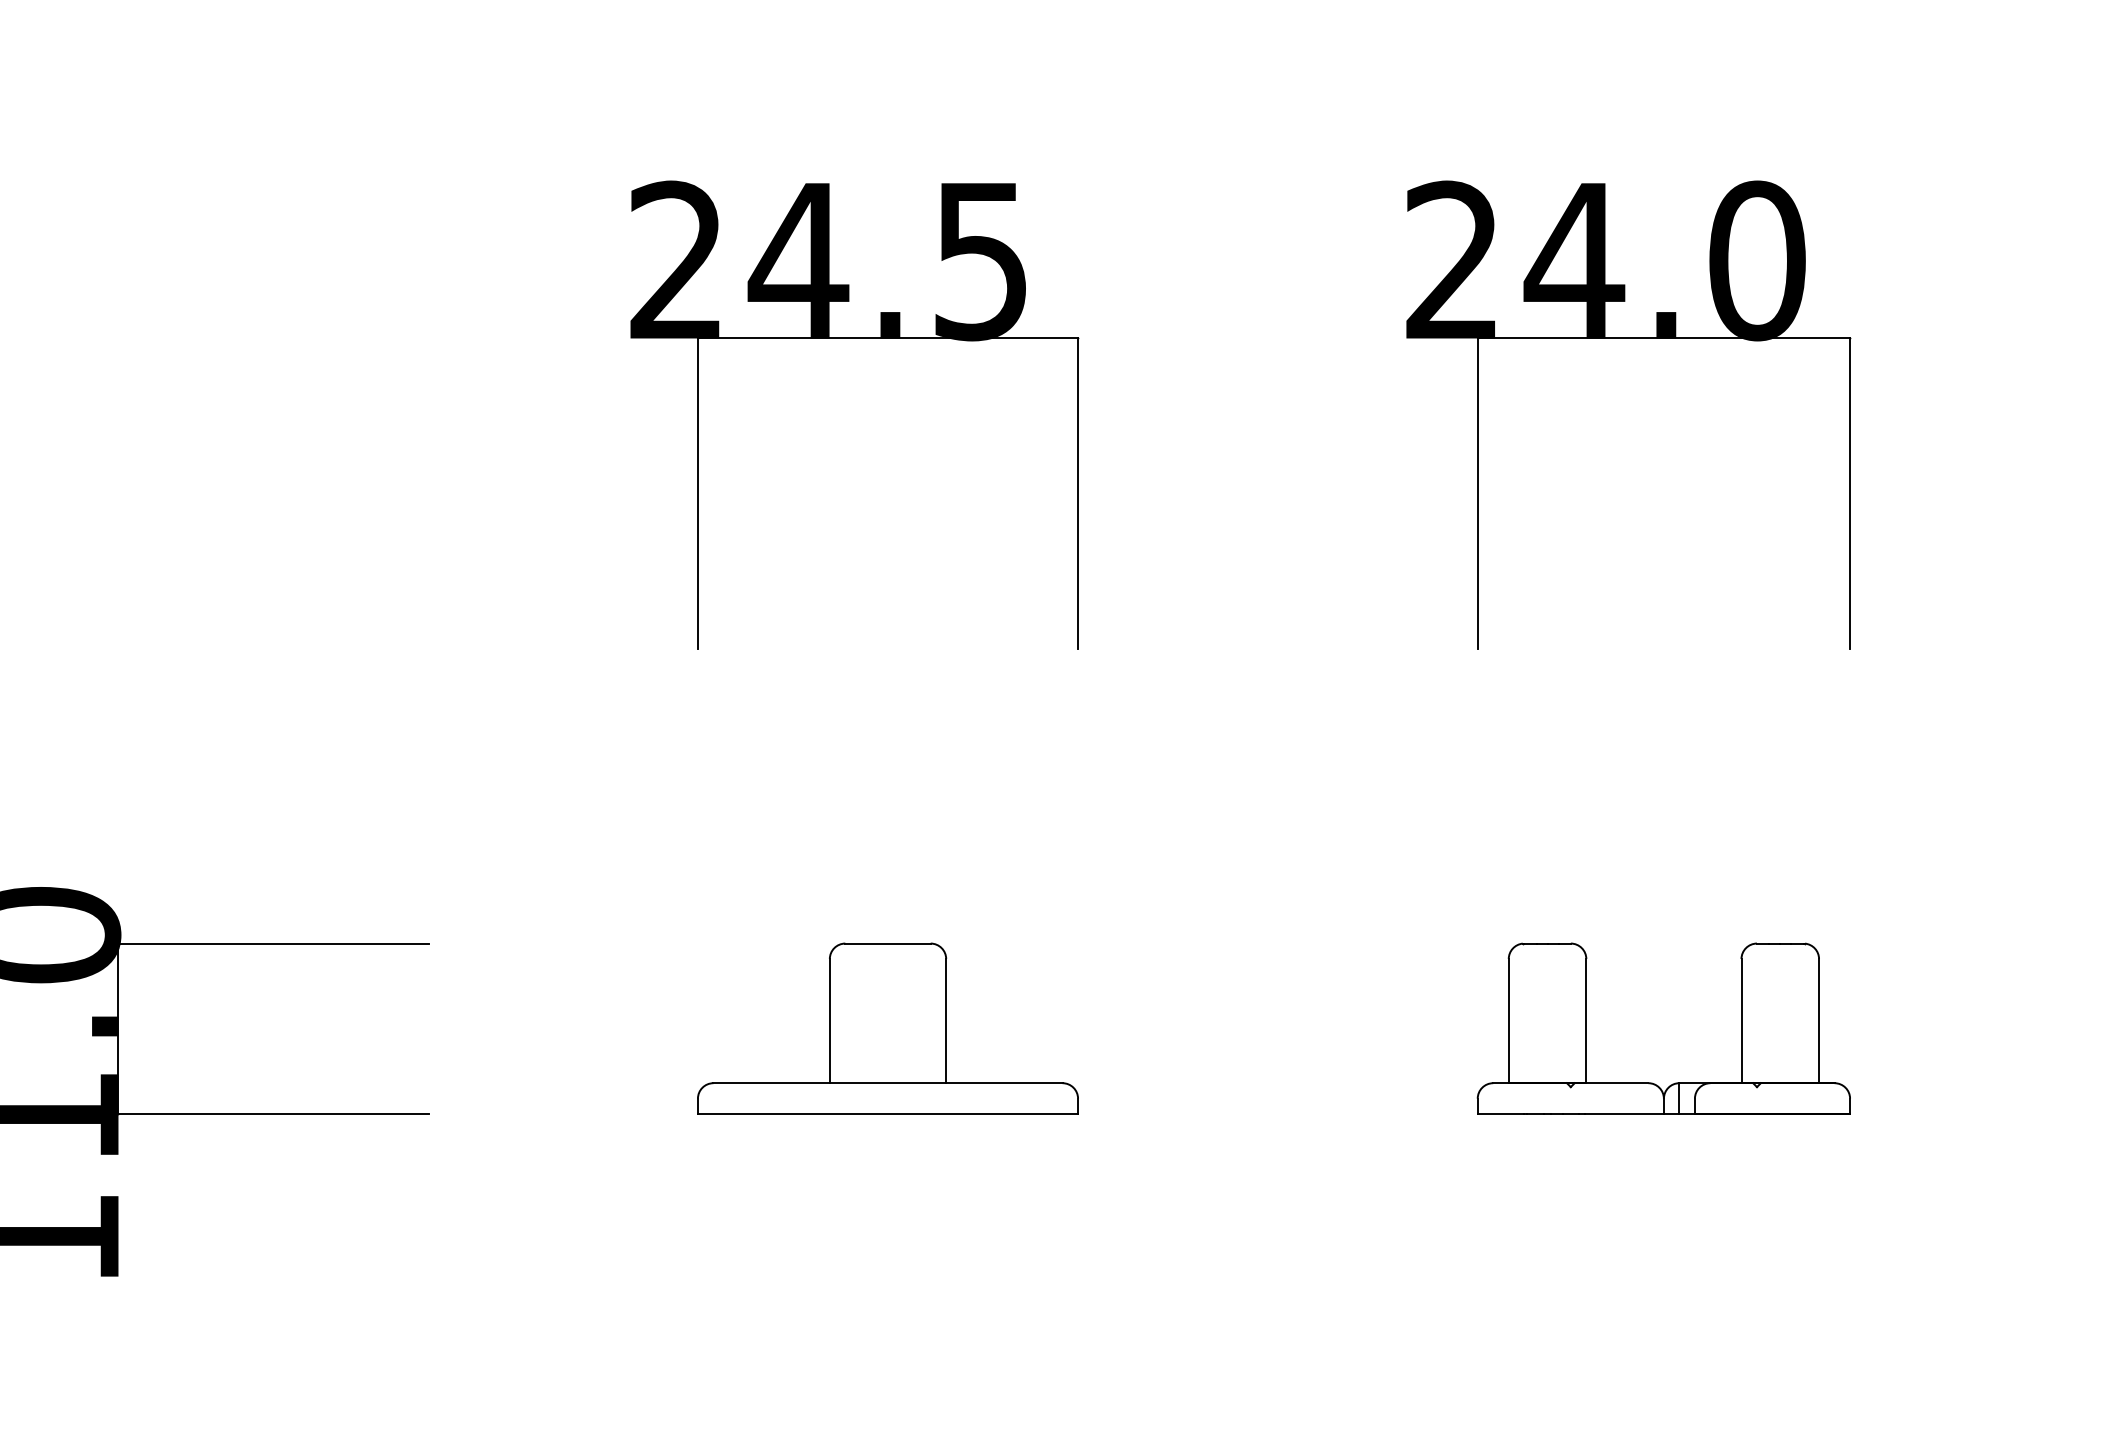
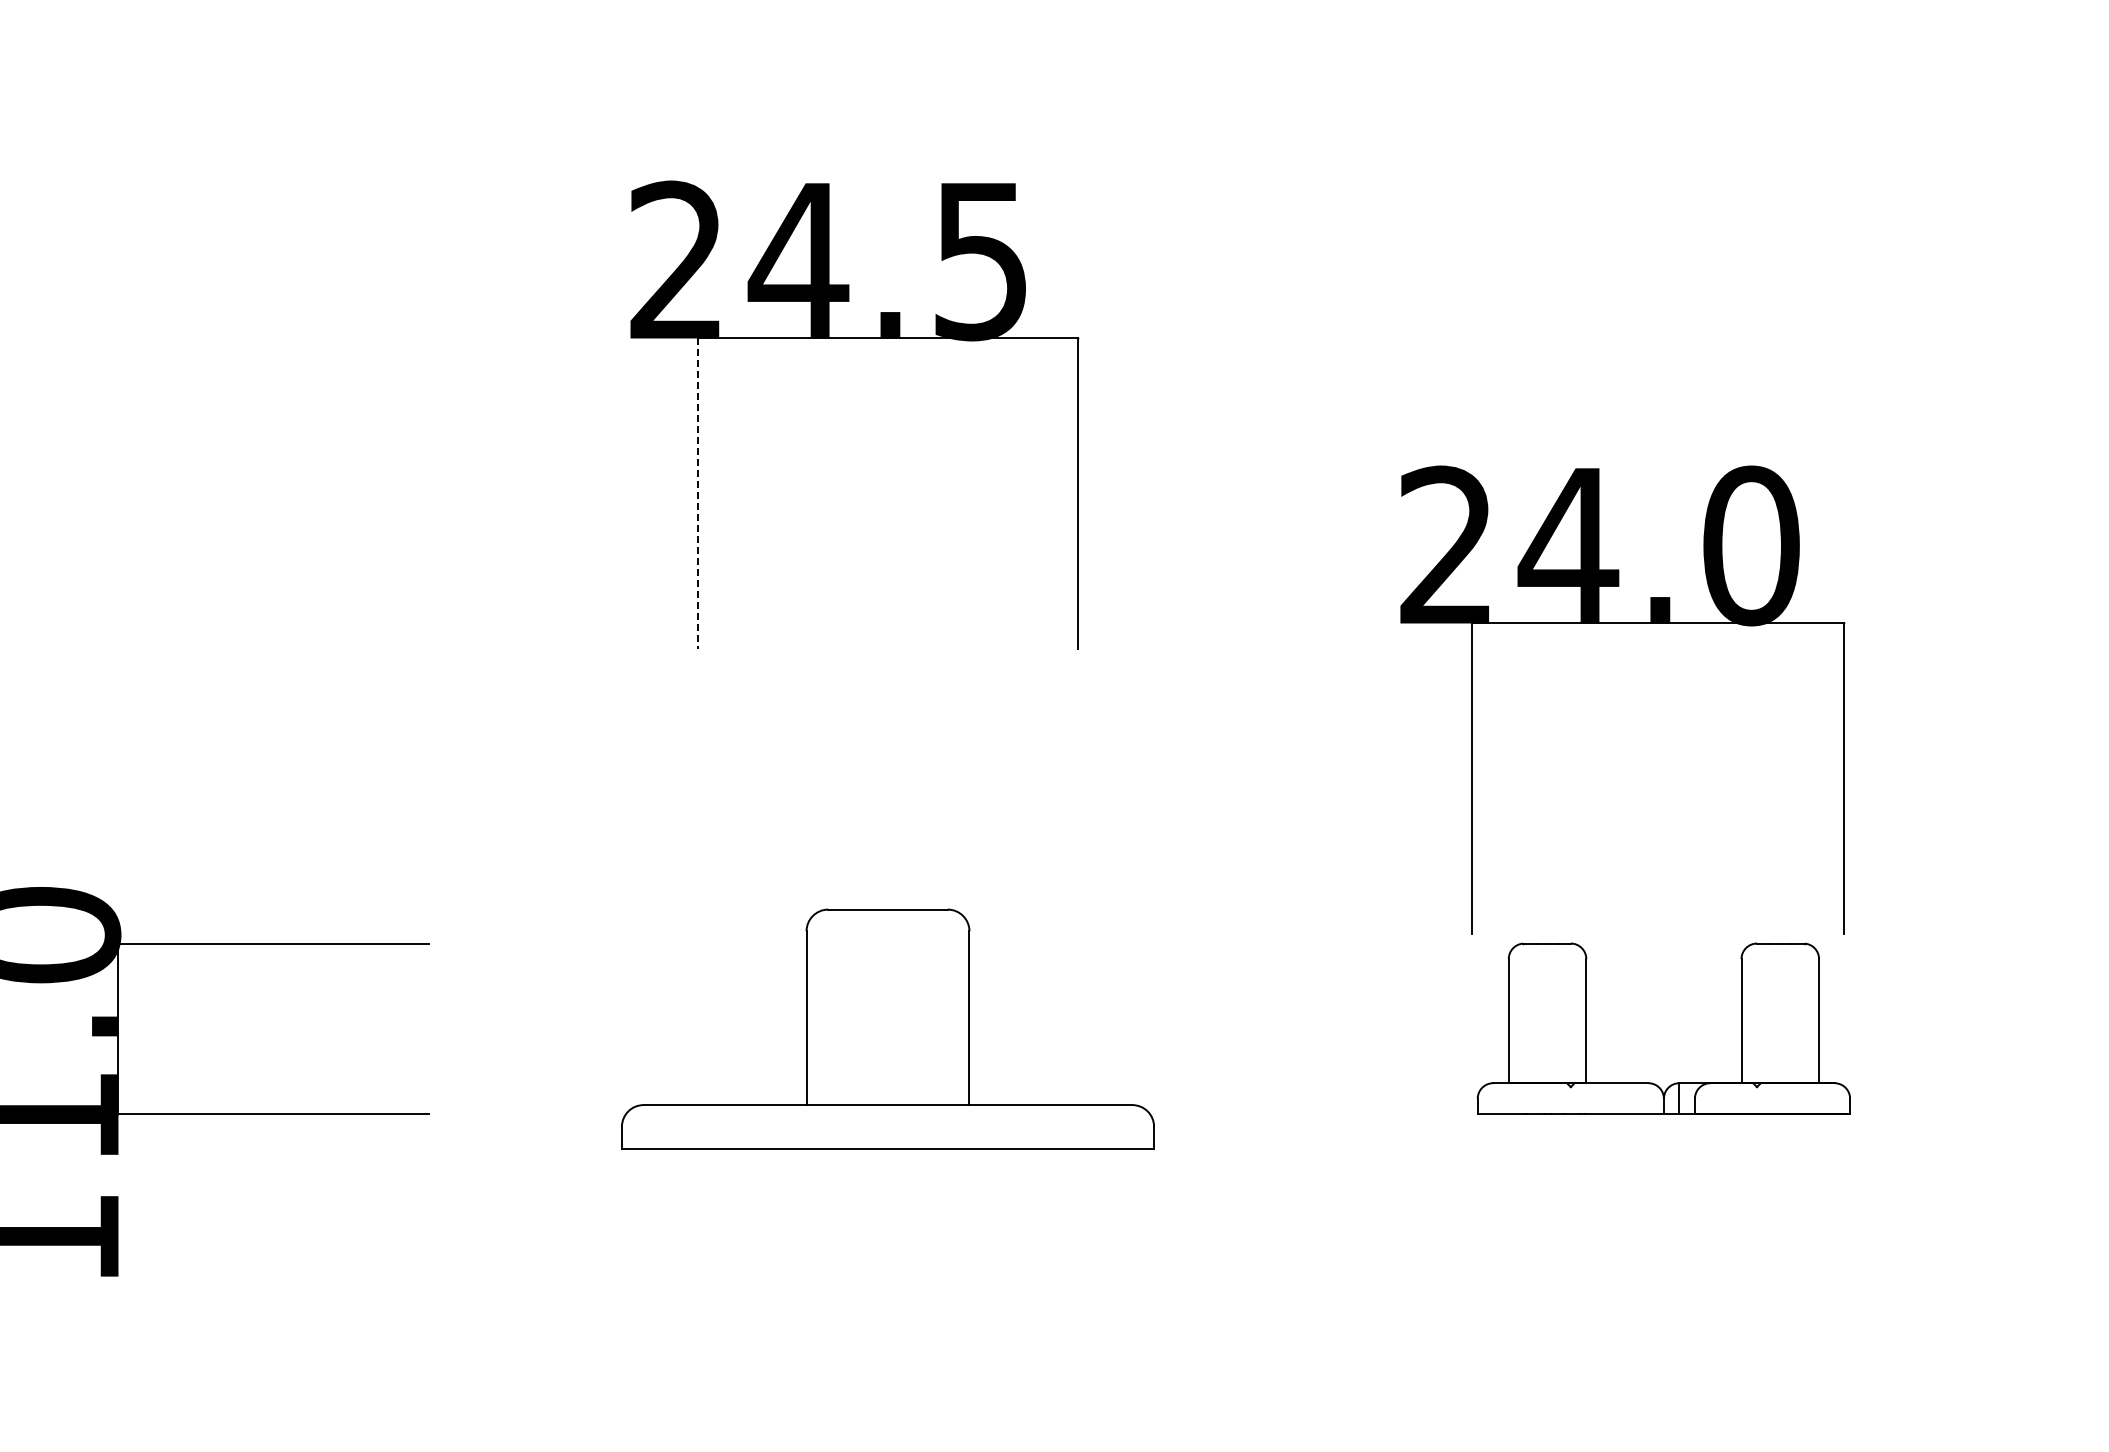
part position: (1628, 338) -> (1622, 623) (1622, 623)
line: solid -> dashed (697, 494)
part size: 382x173 px -> 534x242 px (887, 1028)
